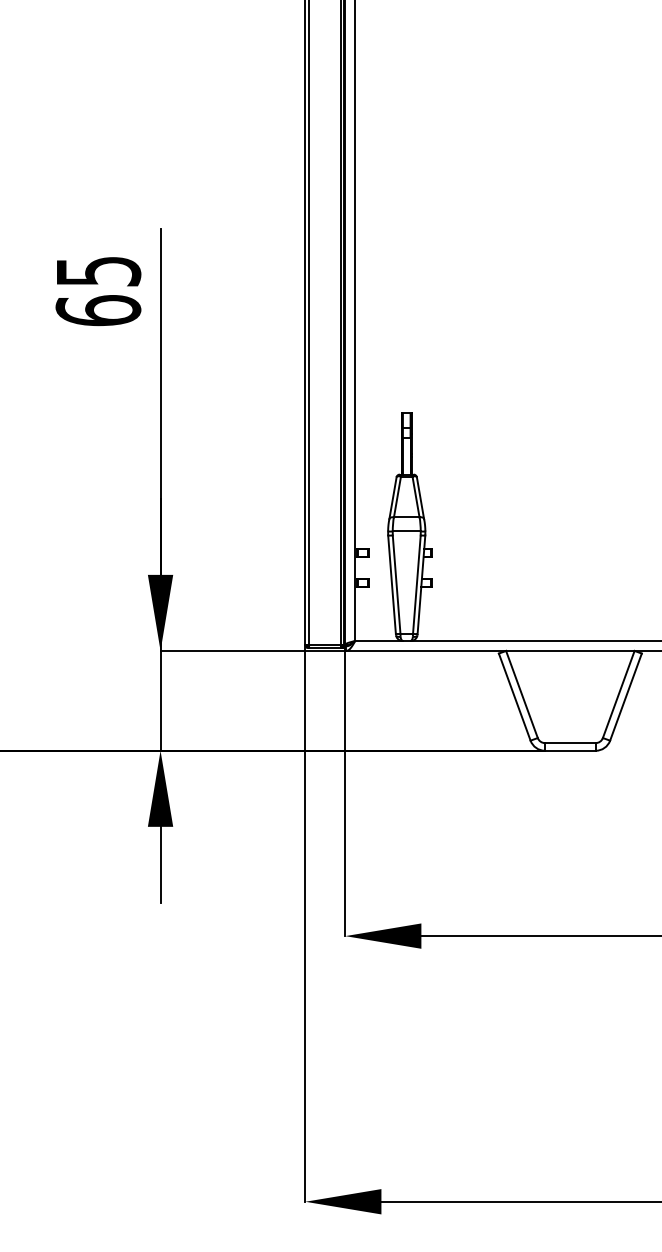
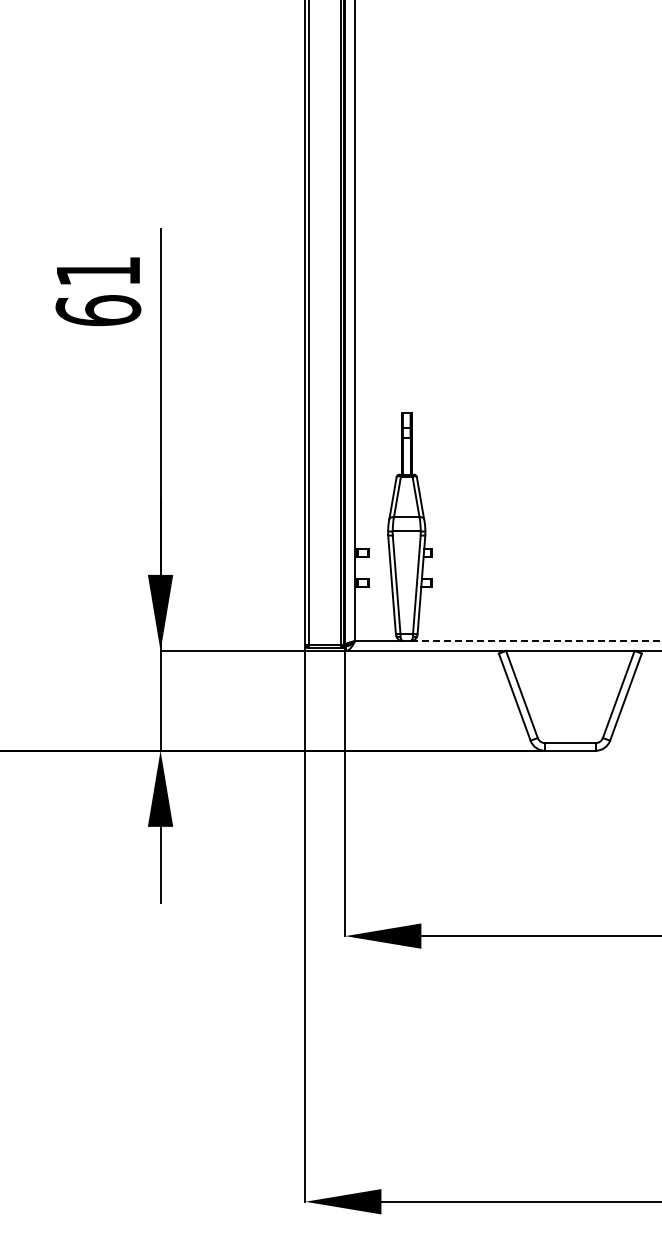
text: 65 -> 61 (99, 271)
line: solid -> dashed (536, 640)
